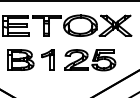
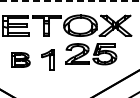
line: solid -> dashed (70, 0)
part size: 28x22 px -> 20x16 px (20, 59)
part position: (90, 60) -> (91, 54) (91, 54)
